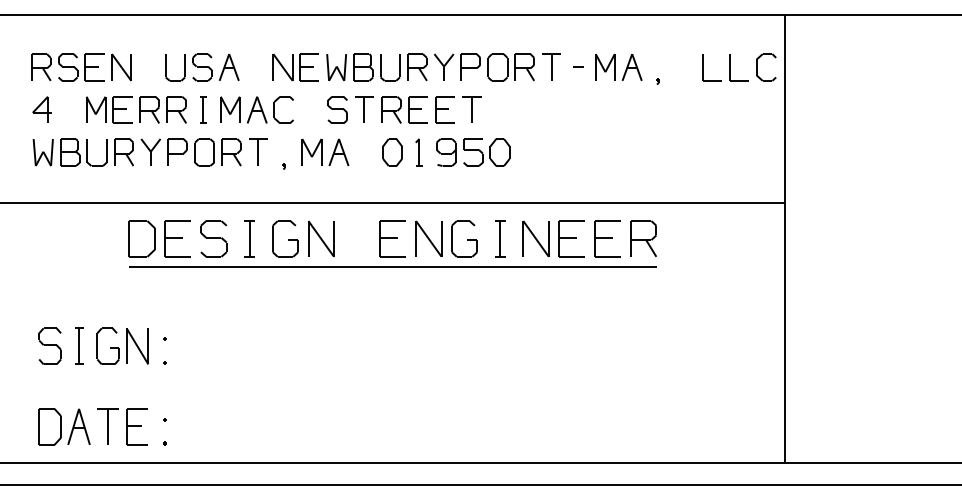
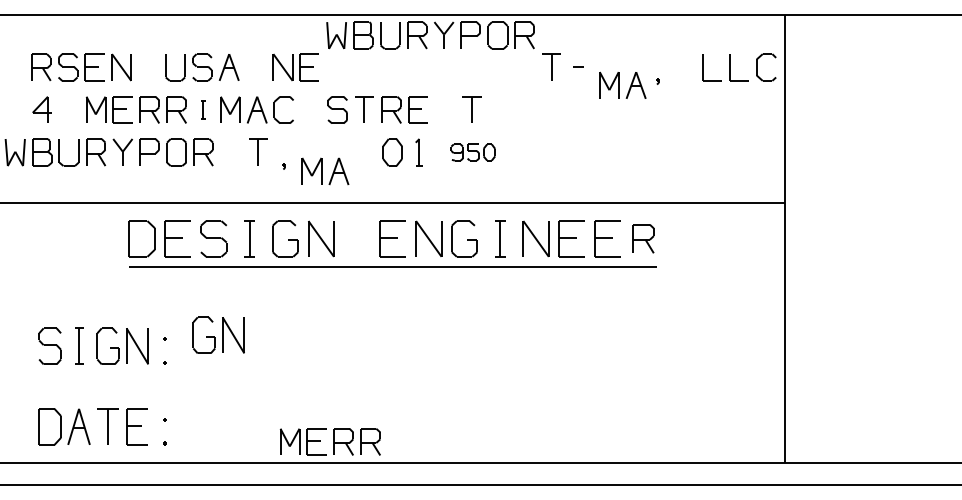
part position: (618, 66) -> (622, 84) (622, 84)
part position: (430, 67) -> (430, 35) (430, 35)
part size: 7x28 px -> 5x20 px (203, 109)
part: present -> none (444, 109)
part position: (325, 151) -> (325, 170) (325, 170)
part position: (136, 152) -> (108, 152) (108, 152)
part size: 75x29 px -> 46x19 px (472, 152)
part size: 27x38 px -> 23x30 px (643, 238)
part: none -> present (218, 334)
part: none -> present (329, 441)
